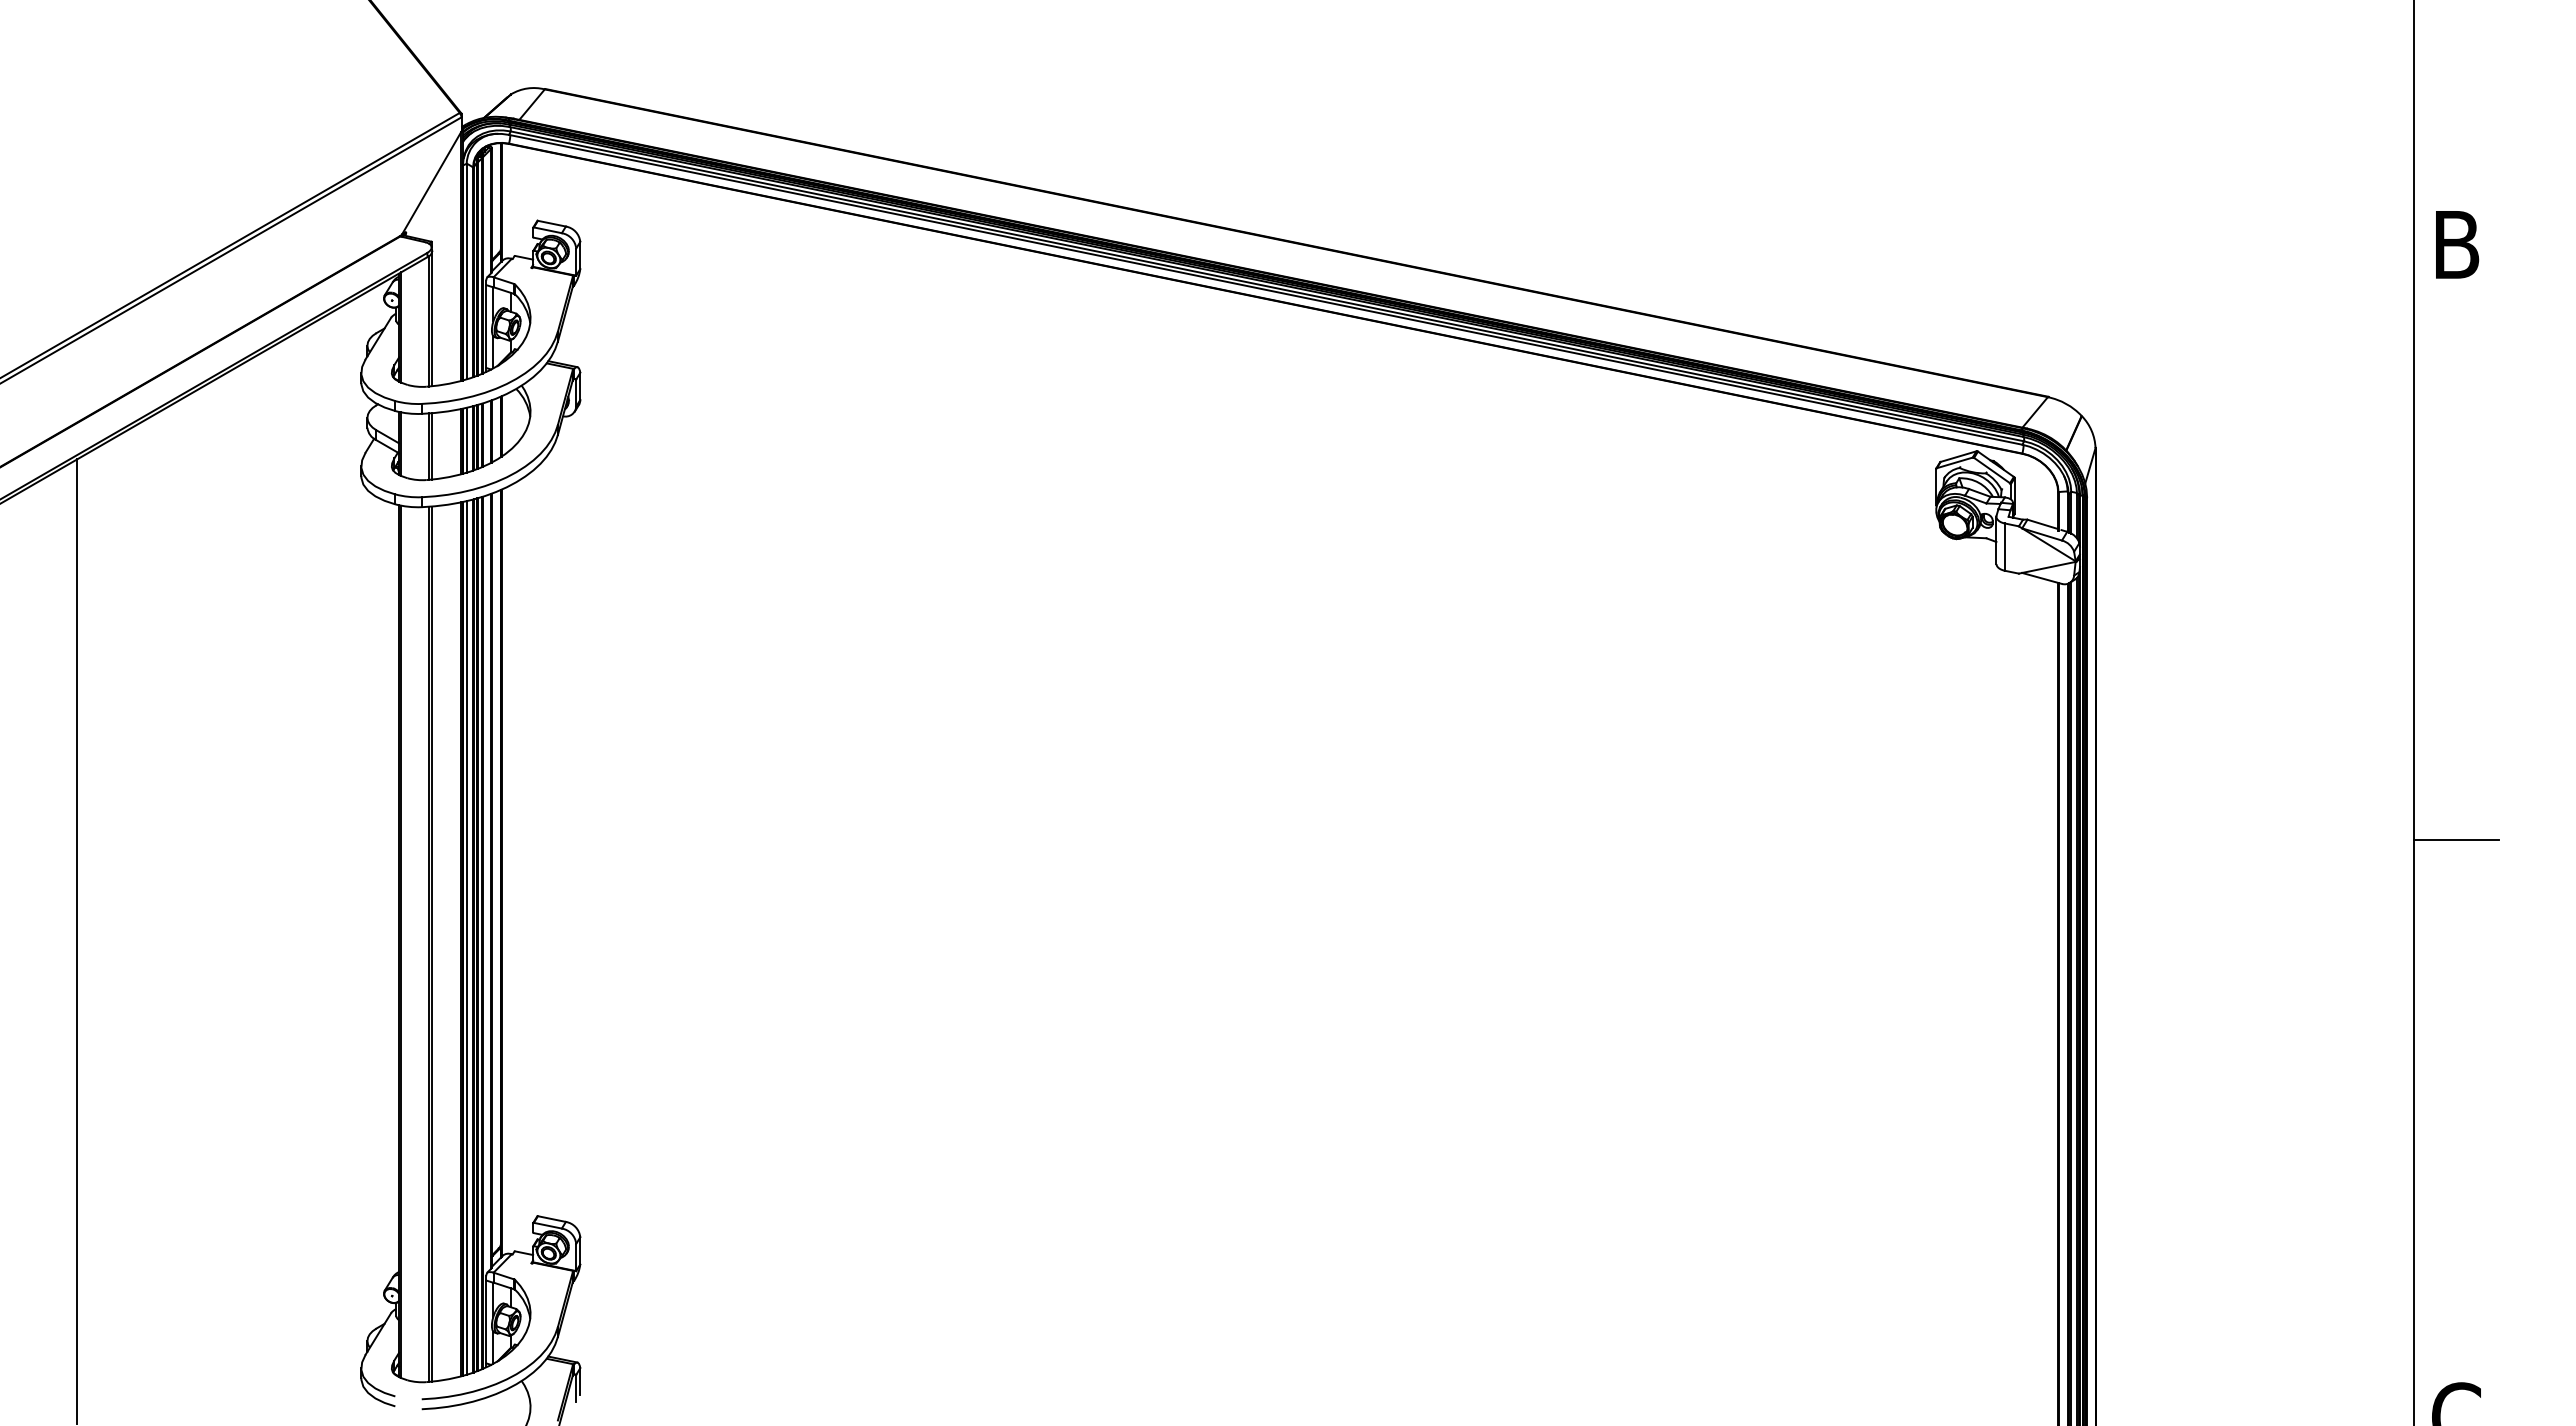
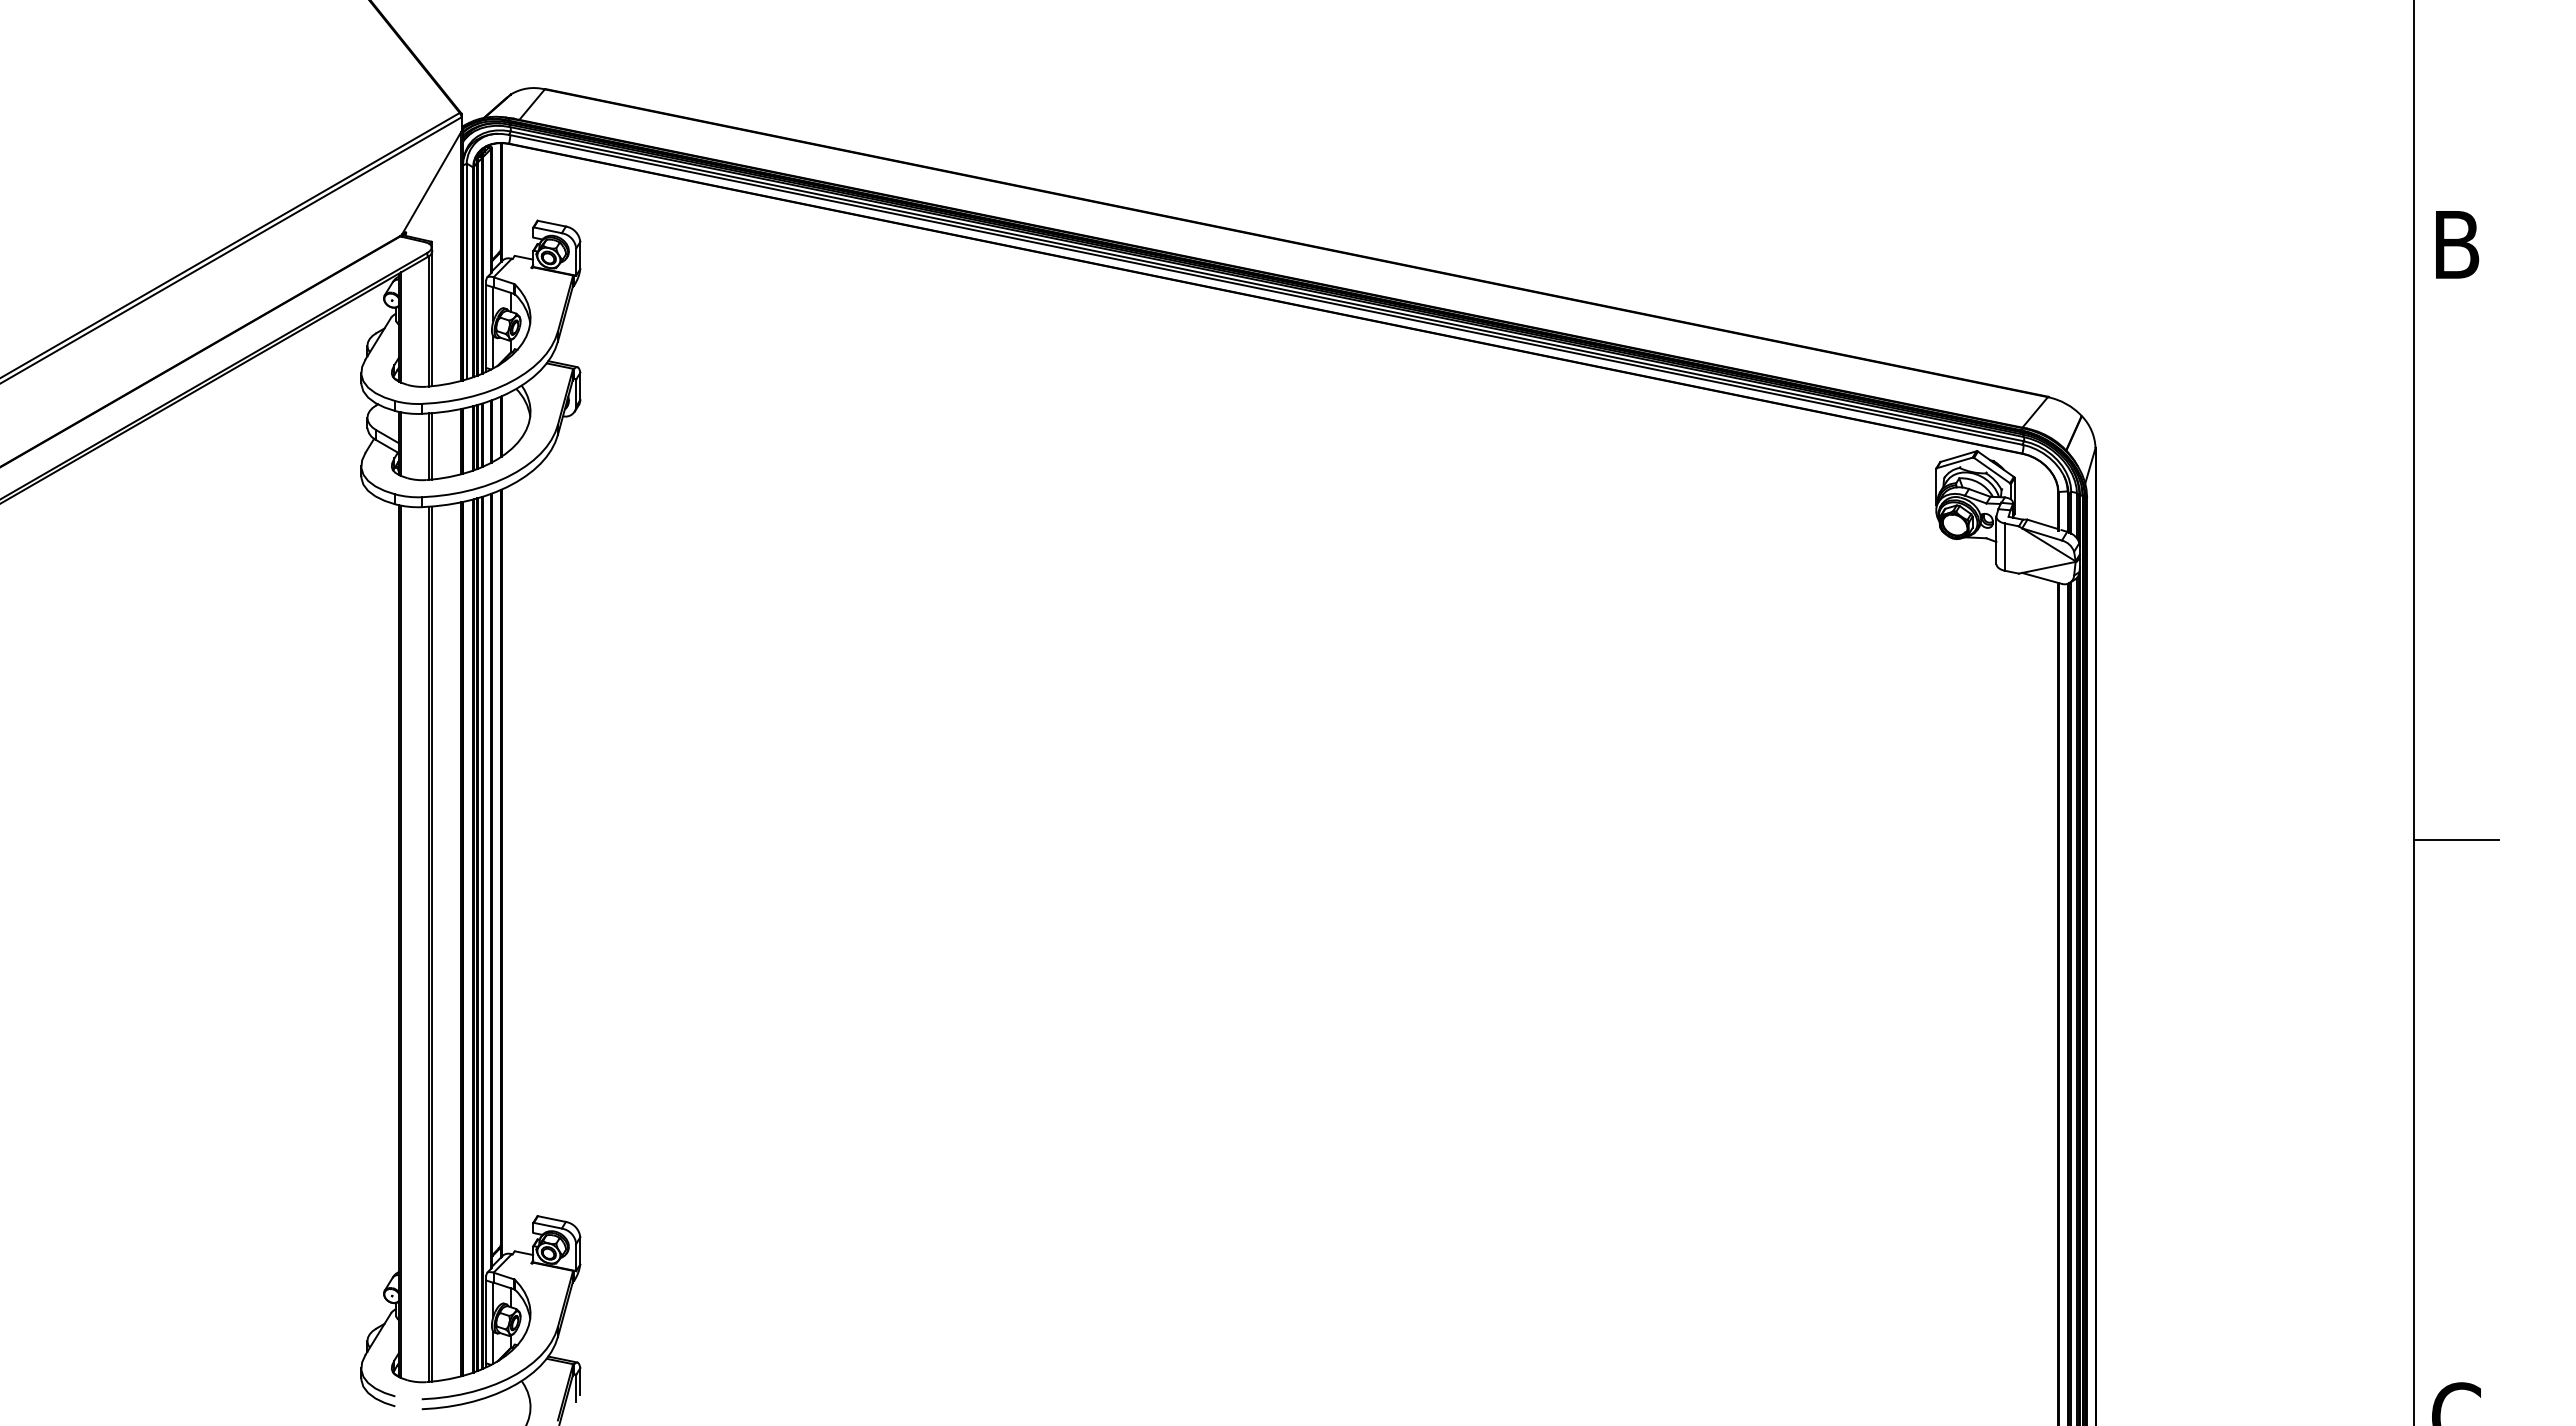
line: present -> none (466, 439)
line: present -> none (466, 937)
line: present -> none (77, 940)
